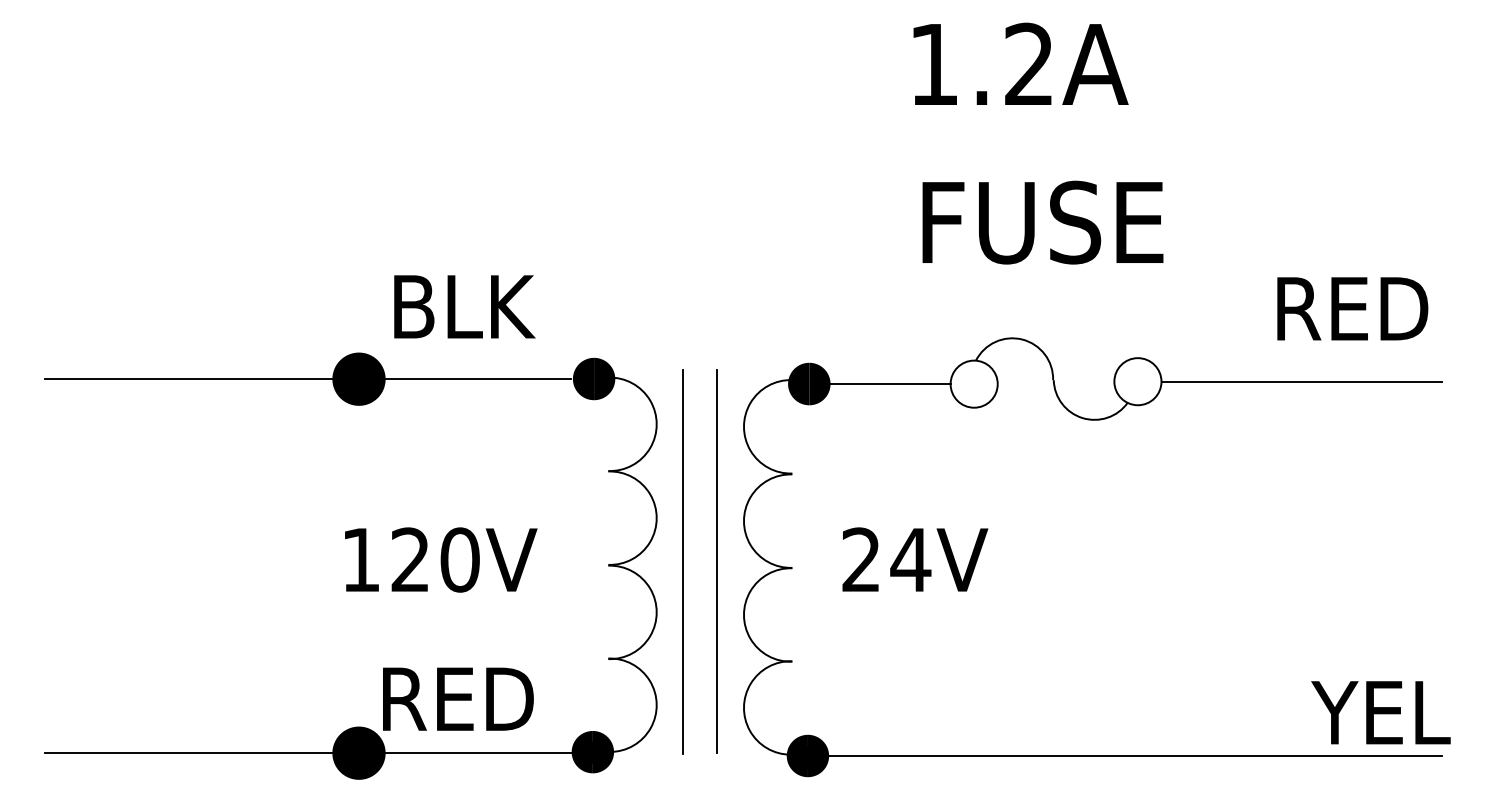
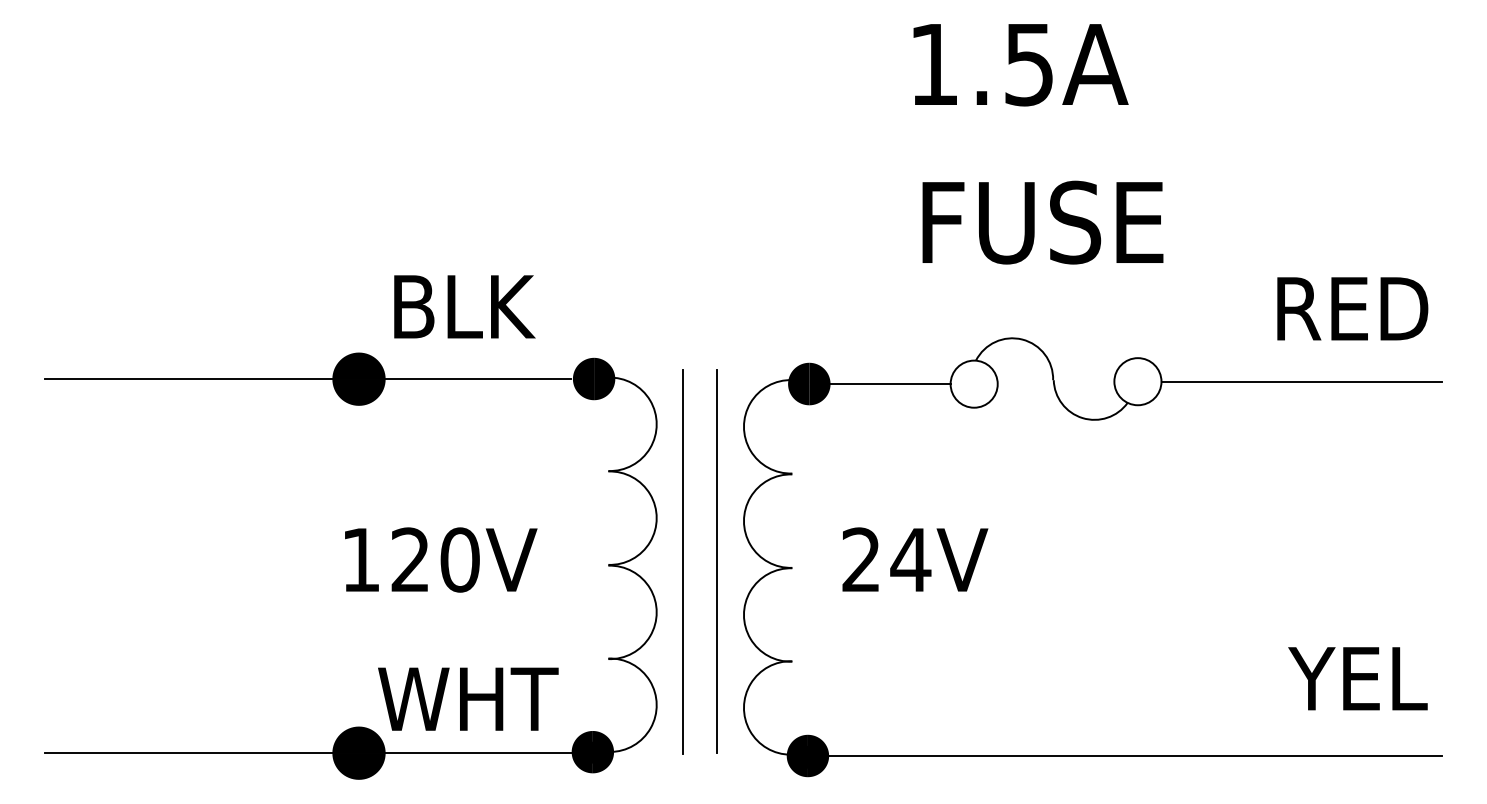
text: 1.2A -> 1.5A (1028, 64)
text: RED -> WHT (468, 698)
text position: (1380, 712) -> (1357, 678) (1357, 678)
